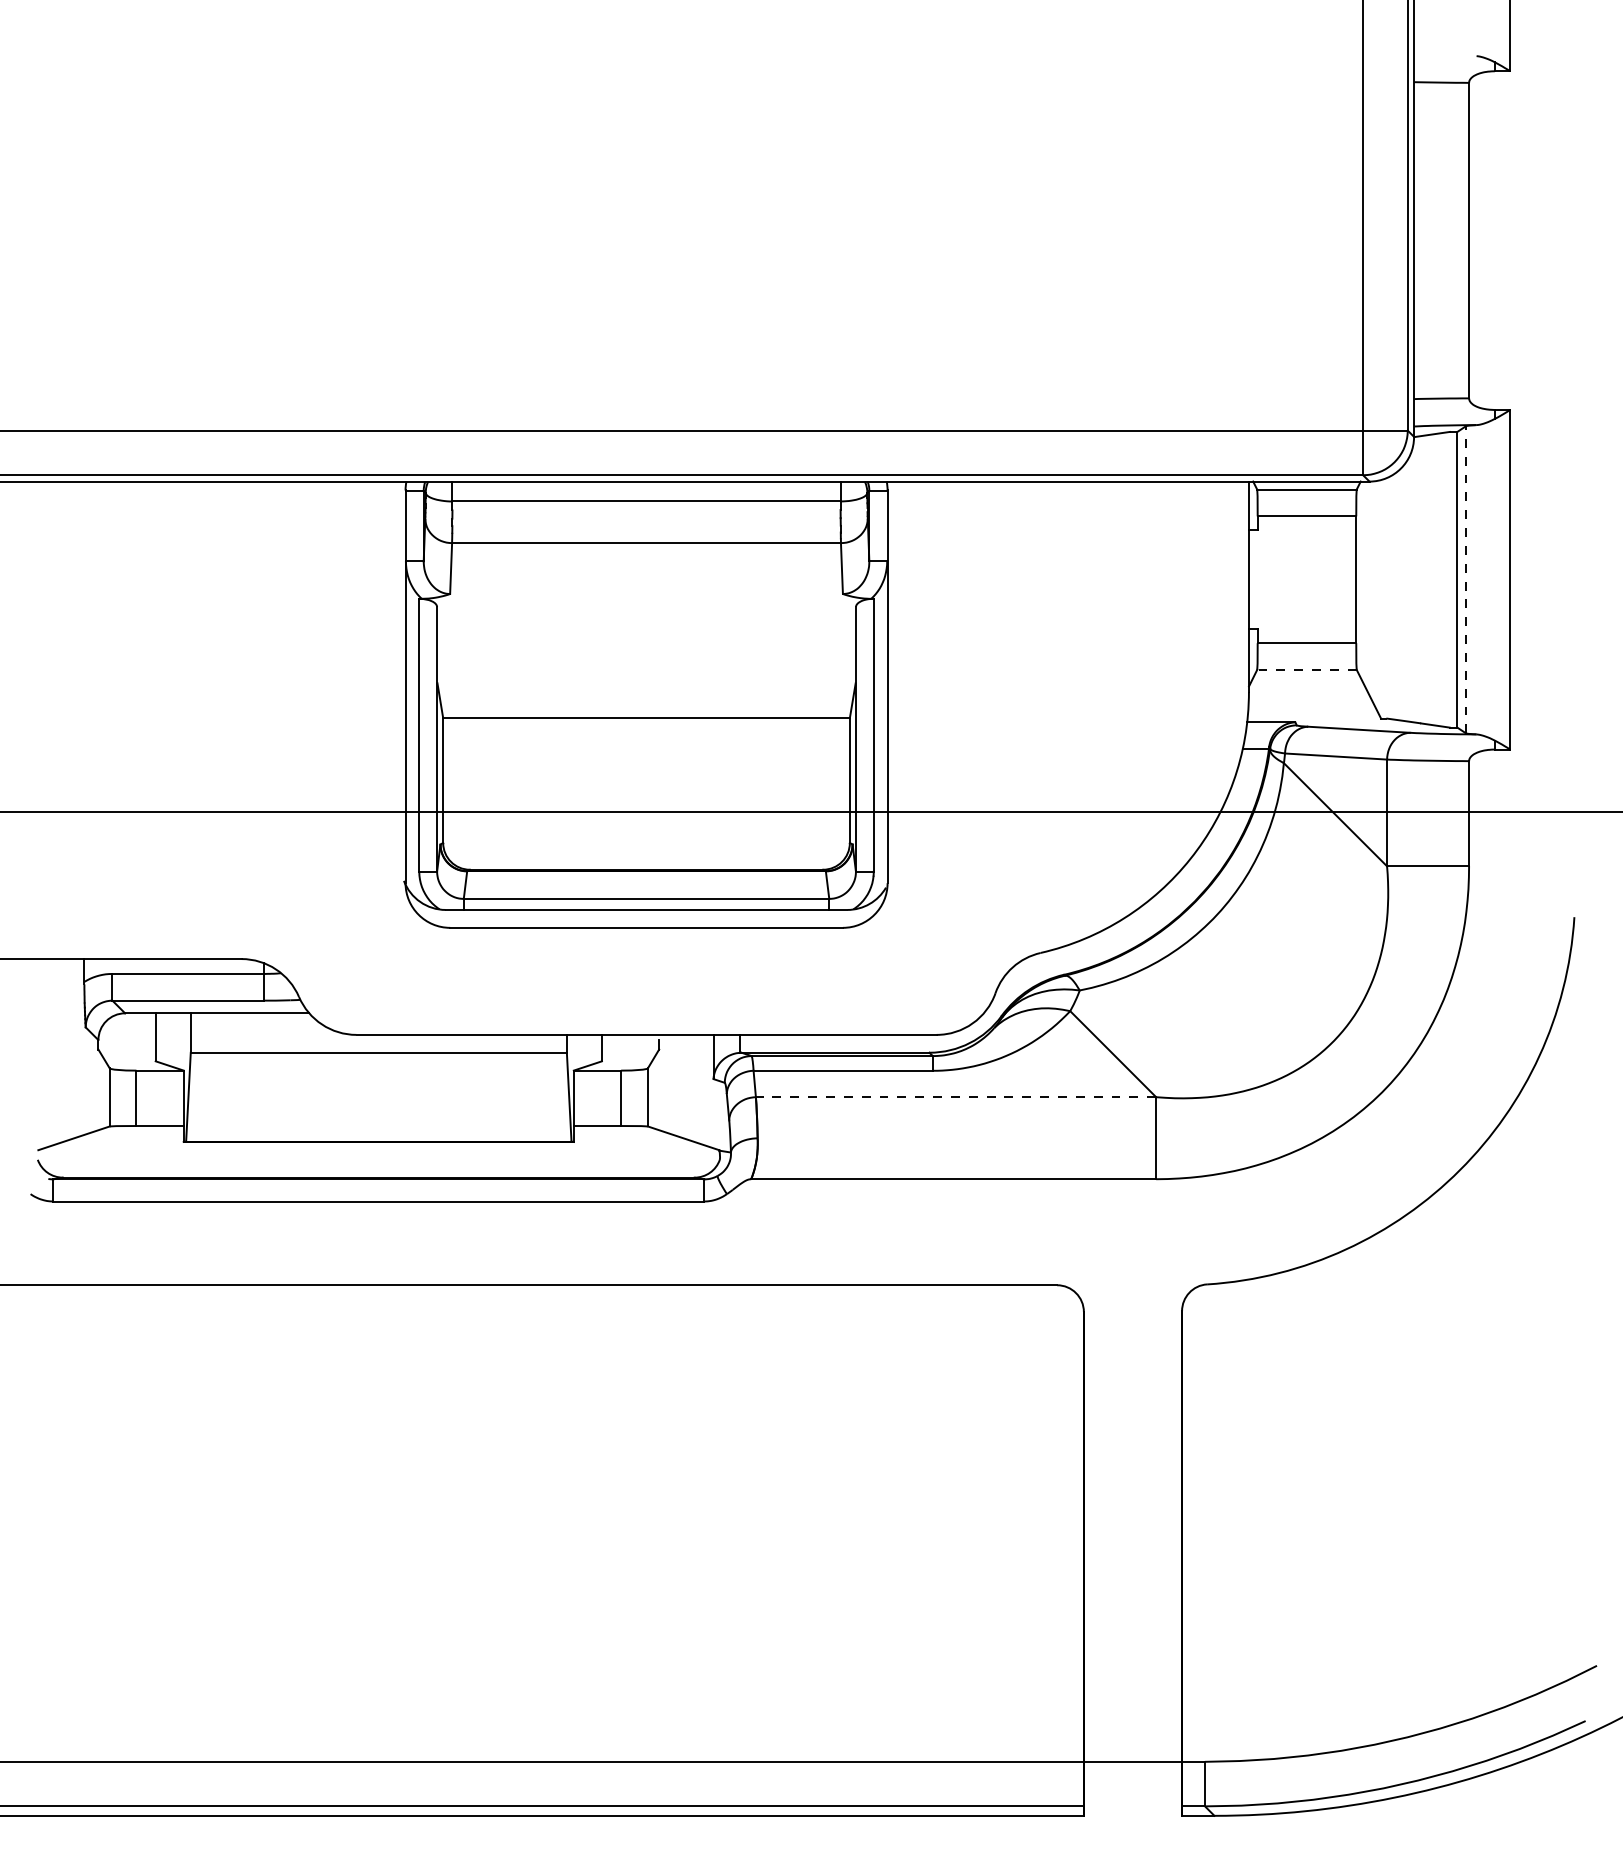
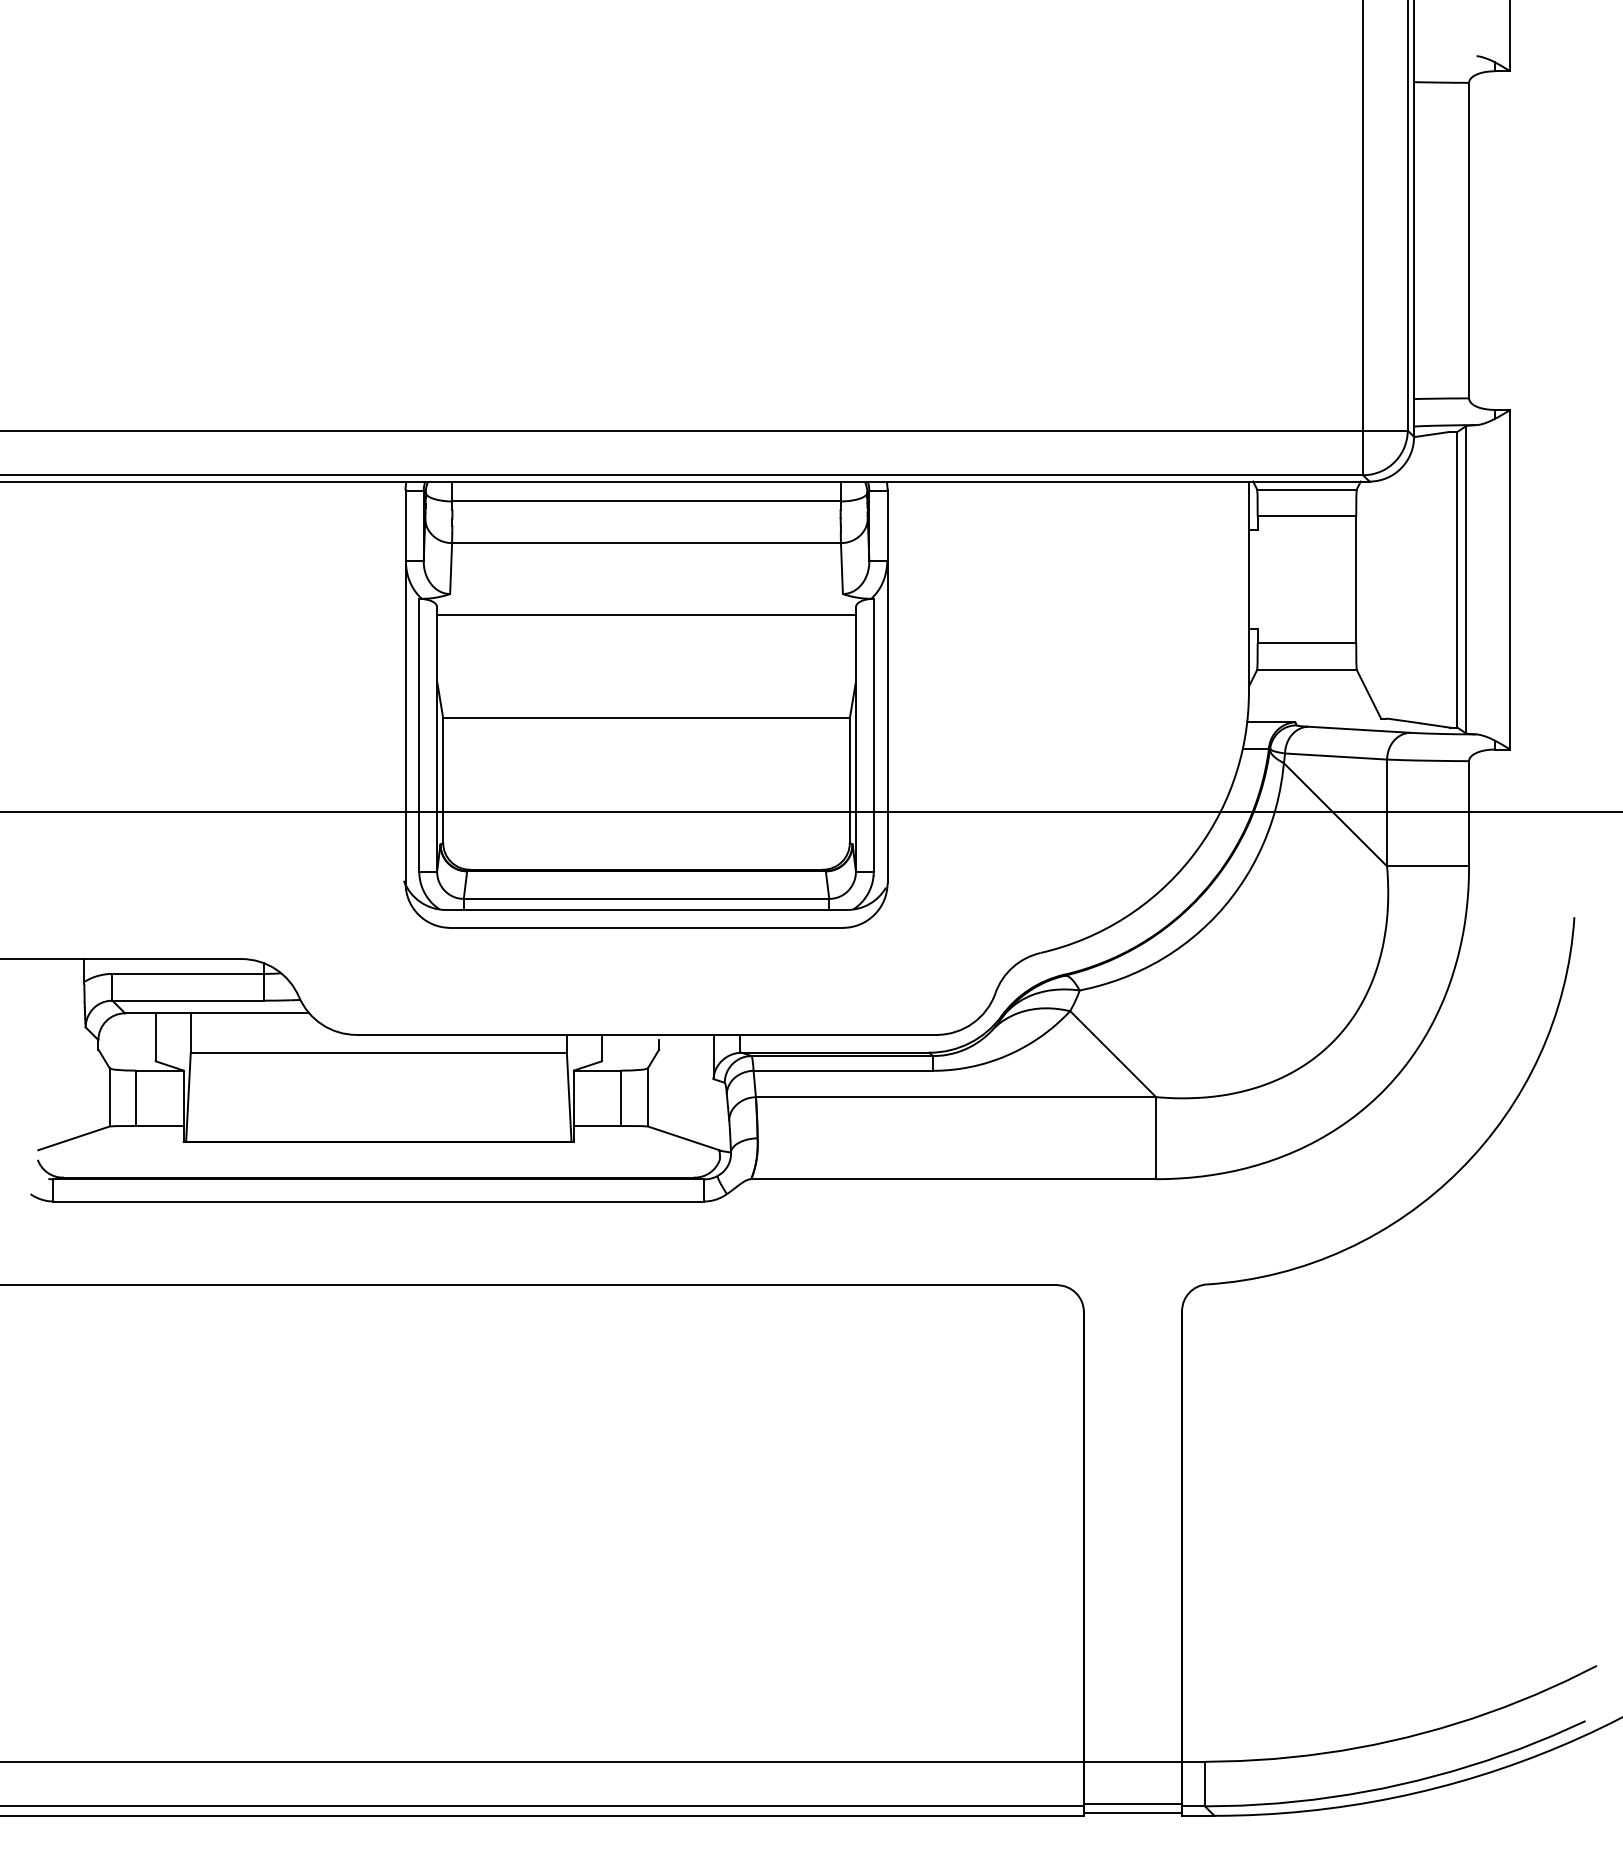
line: dashed -> solid (1465, 579)
line: none -> present (646, 615)
line: dashed -> solid (1306, 669)
line: dashed -> solid (955, 1097)
line: none -> present (1132, 1803)
line: none -> present (1132, 1813)
